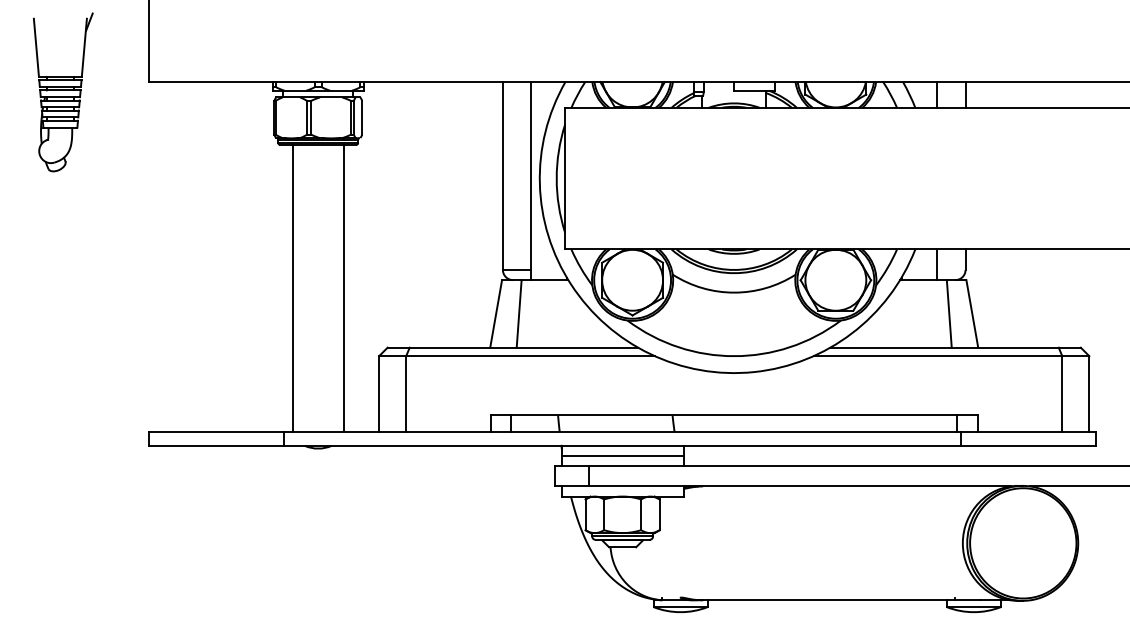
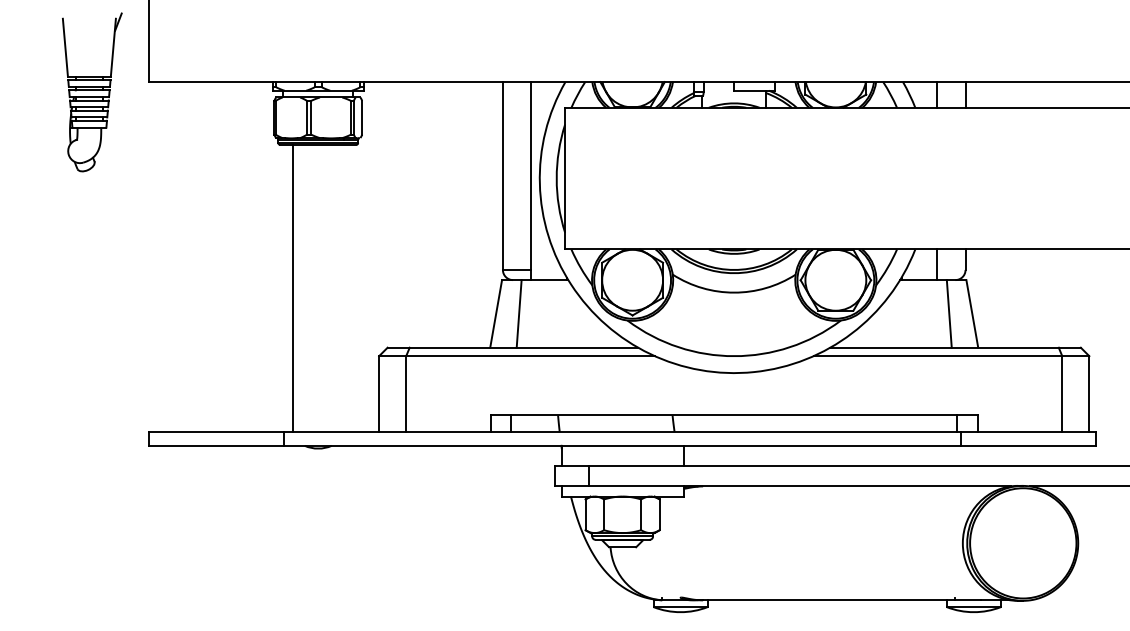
part position: (63, 92) -> (92, 92) (92, 92)
line: present -> none (343, 288)
line: present -> none (622, 455)
